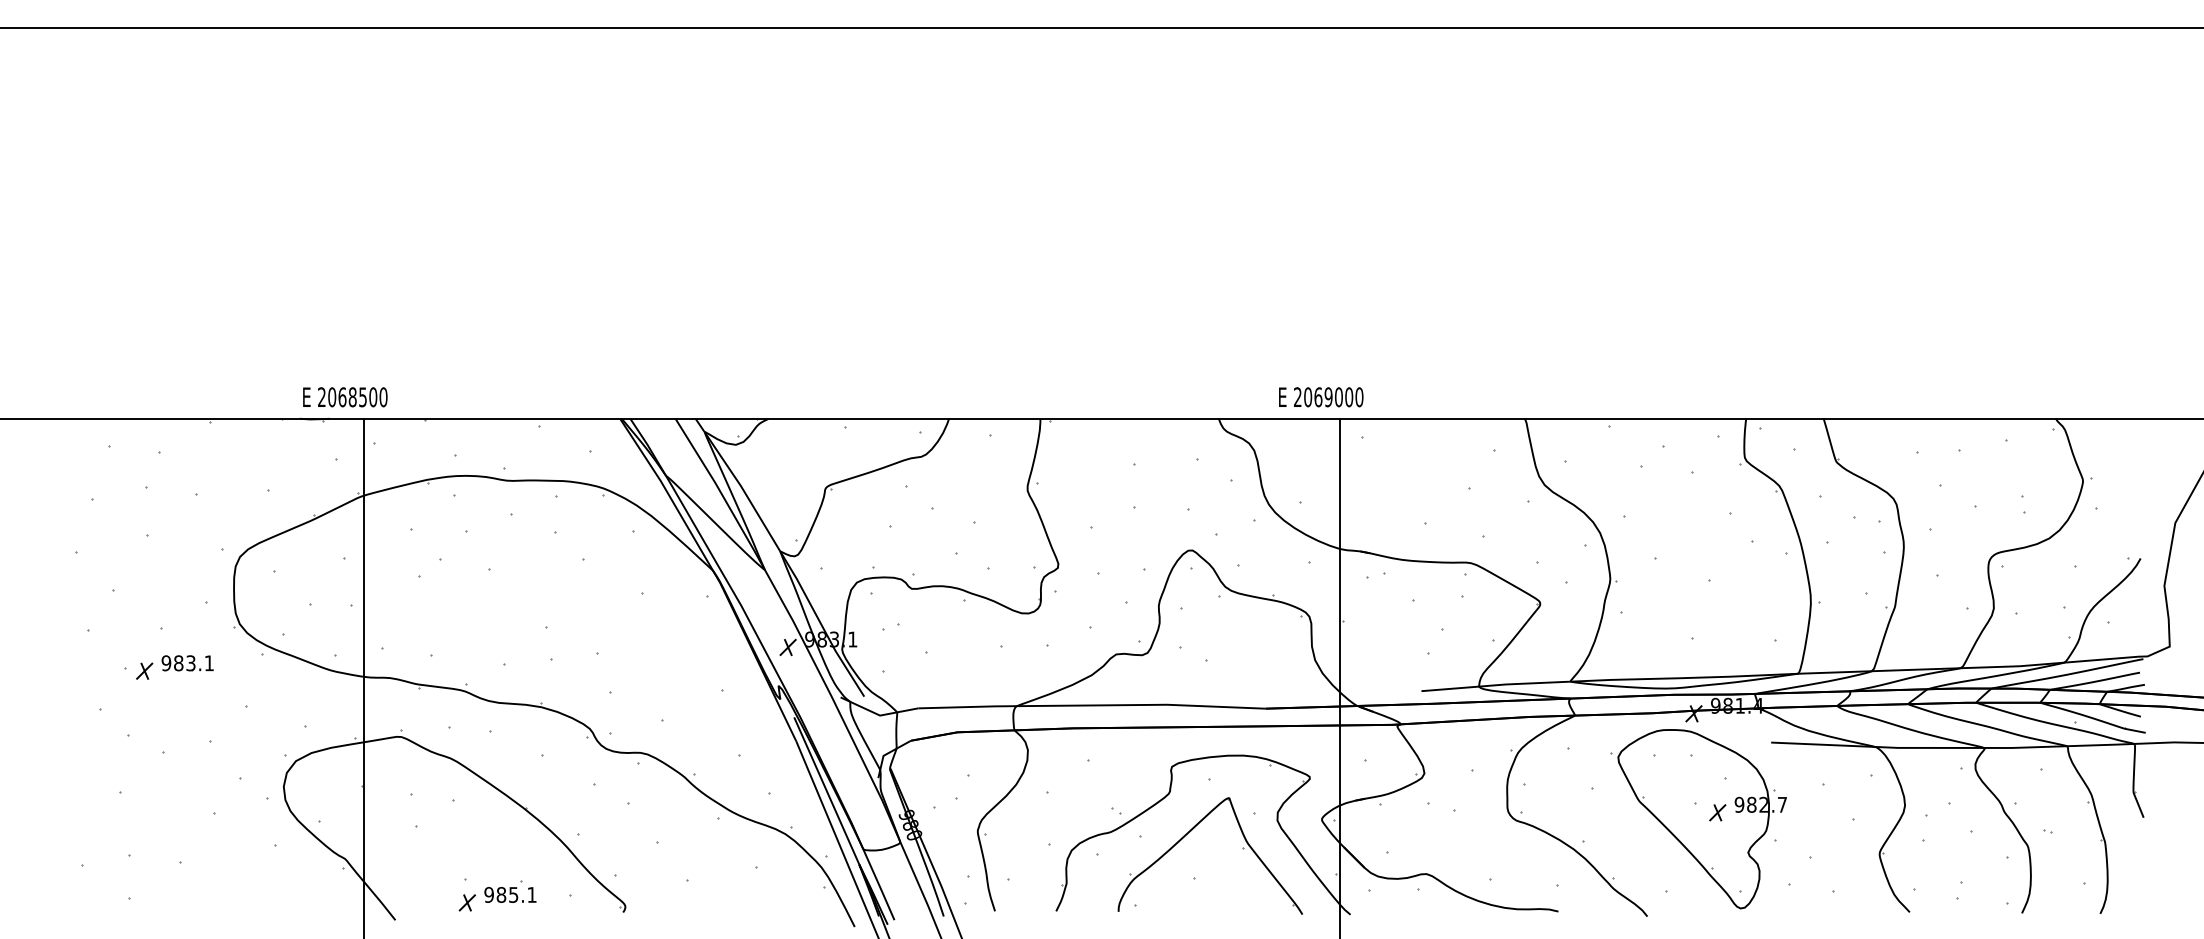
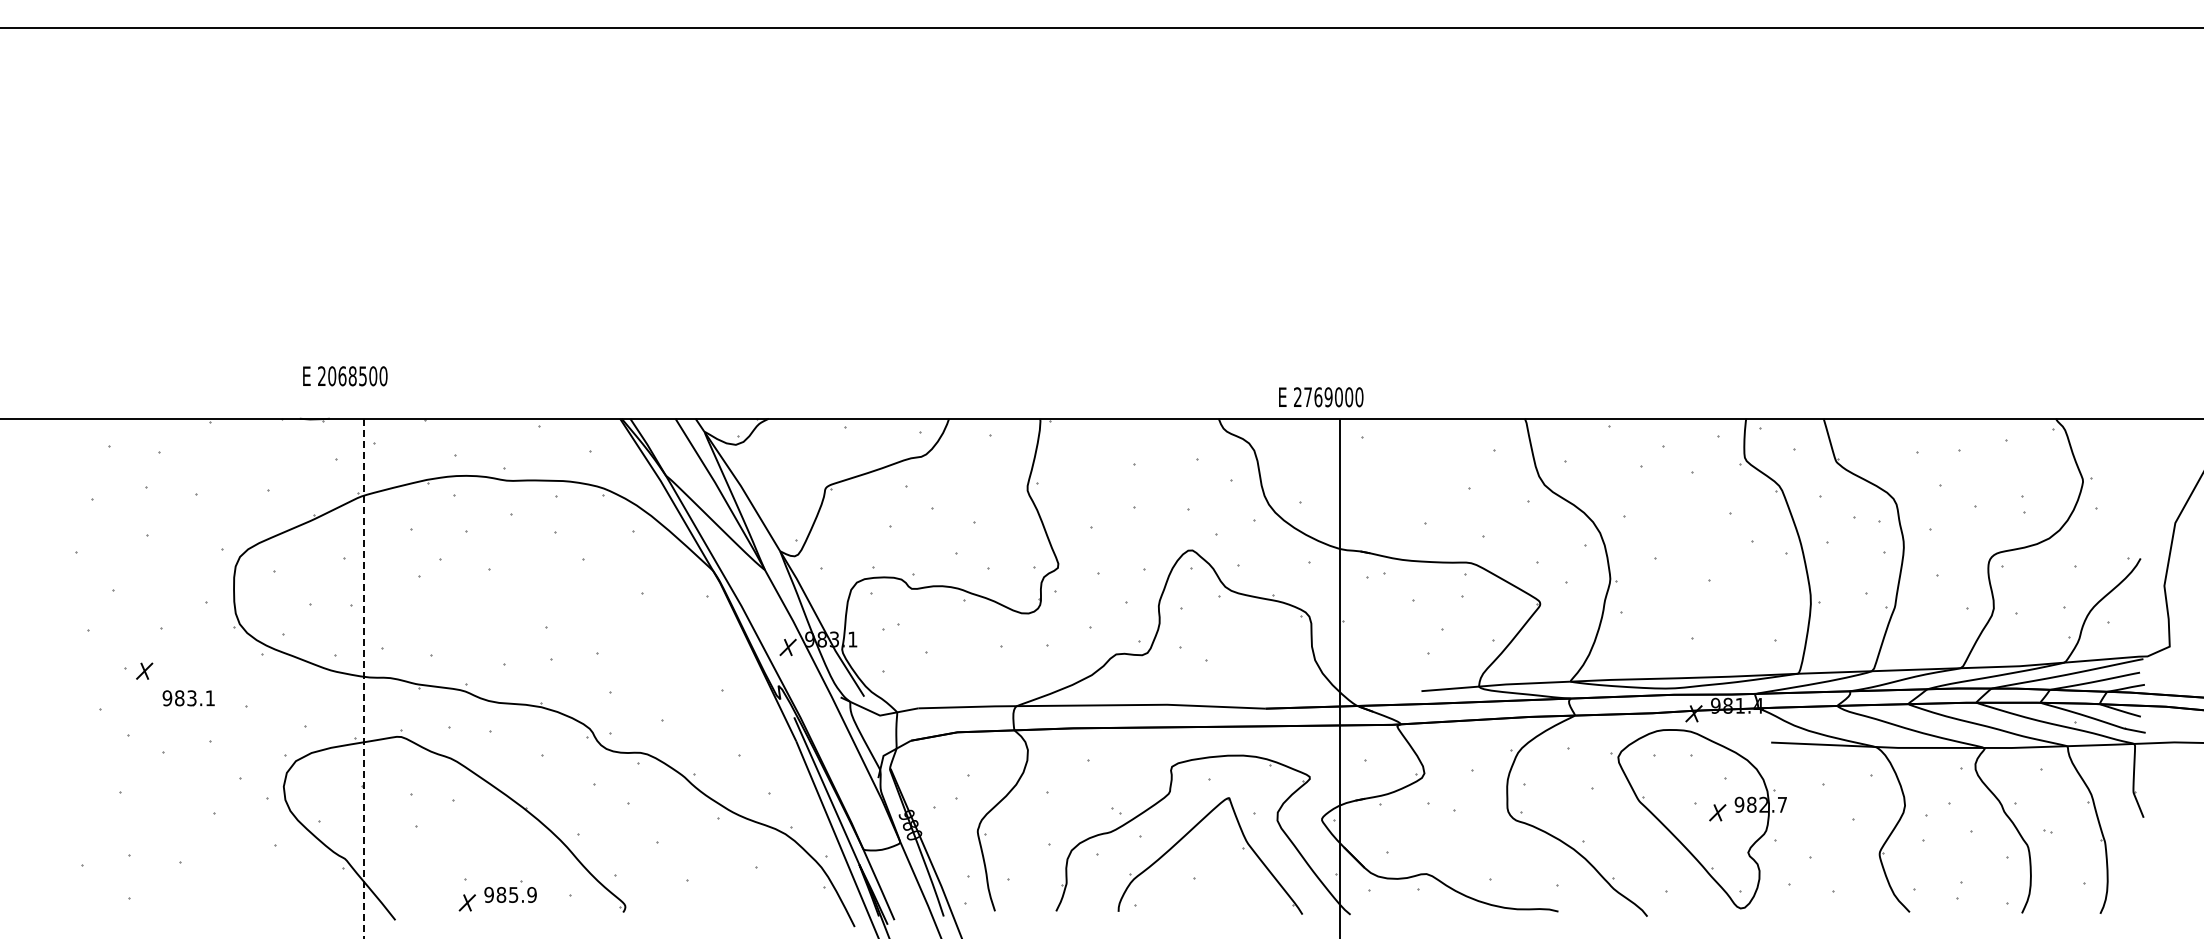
text position: (345, 397) -> (345, 376) (345, 376)
text: 2069000 -> 2769000 (1308, 397)
part position: (187, 663) -> (188, 698) (188, 698)
line: solid -> dashed (363, 678)
text: 985.1 -> 985.9 (531, 894)
